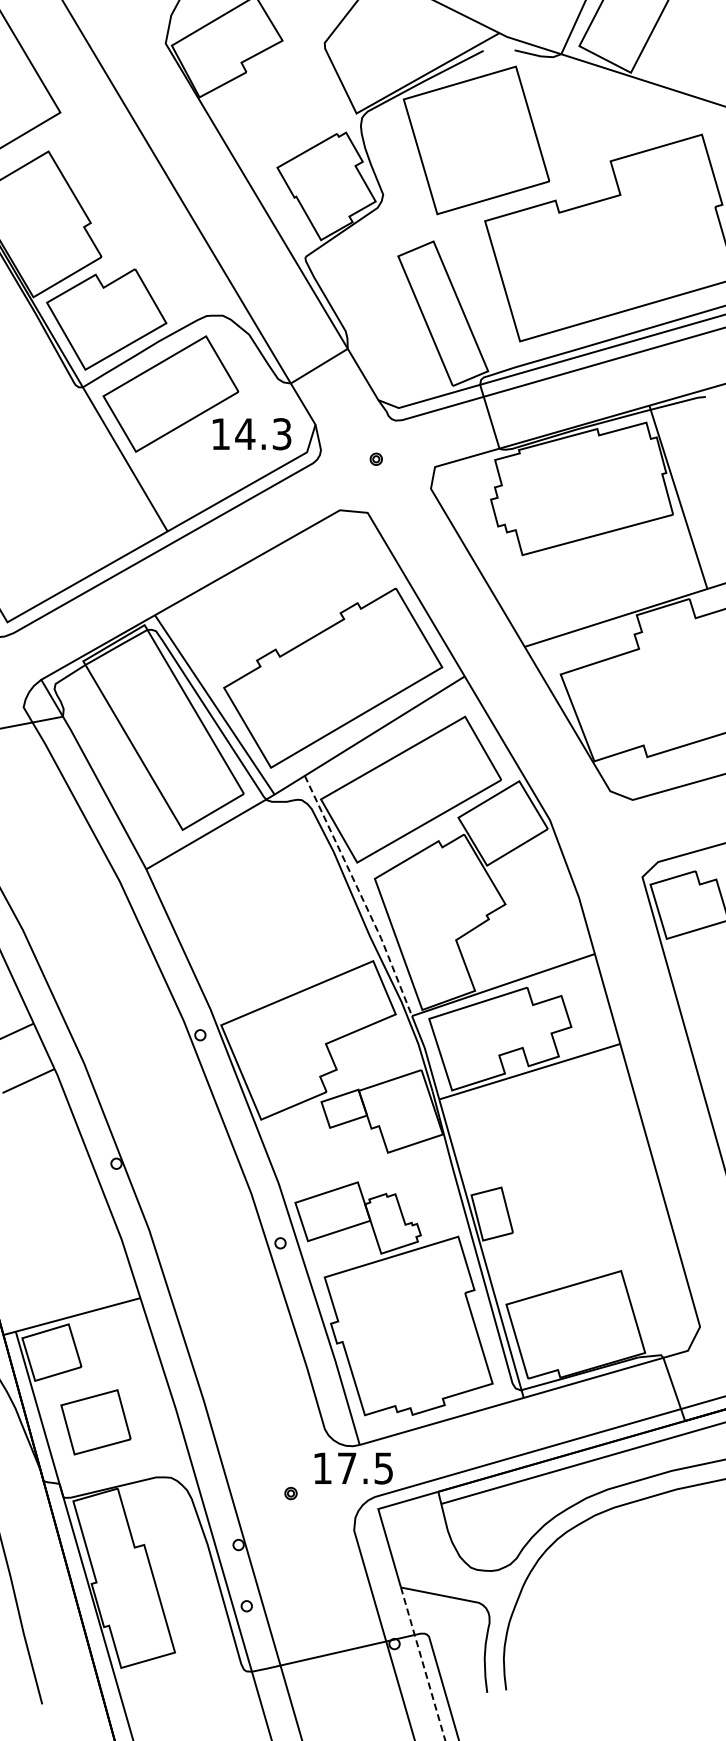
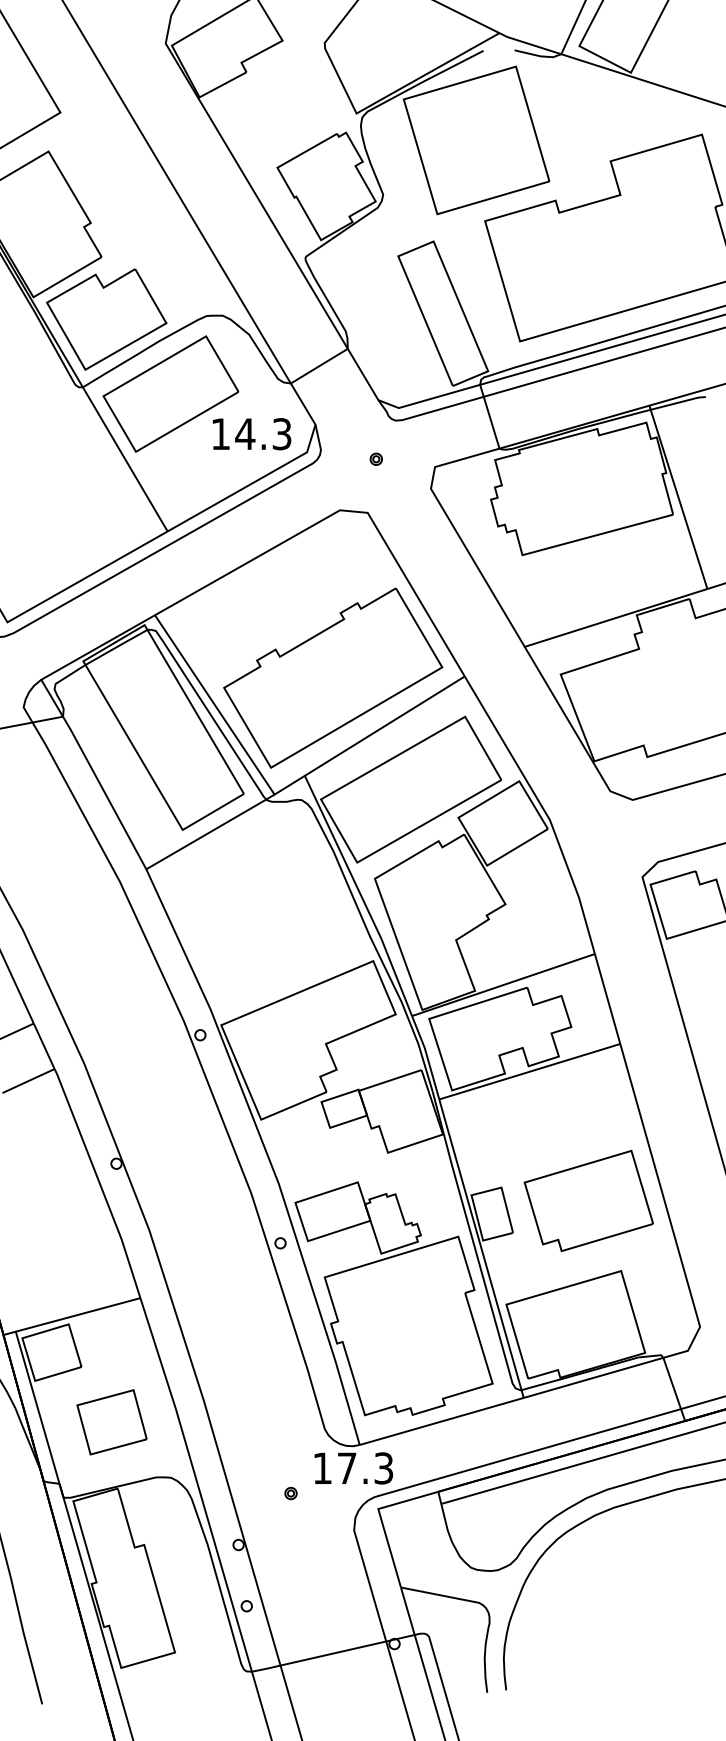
line: dashed -> solid (361, 895)
part: none -> present (588, 1200)
part position: (95, 1422) -> (111, 1422) (111, 1422)
text: 17.5 -> 17.3 (384, 1467)
line: dashed -> solid (423, 1664)
